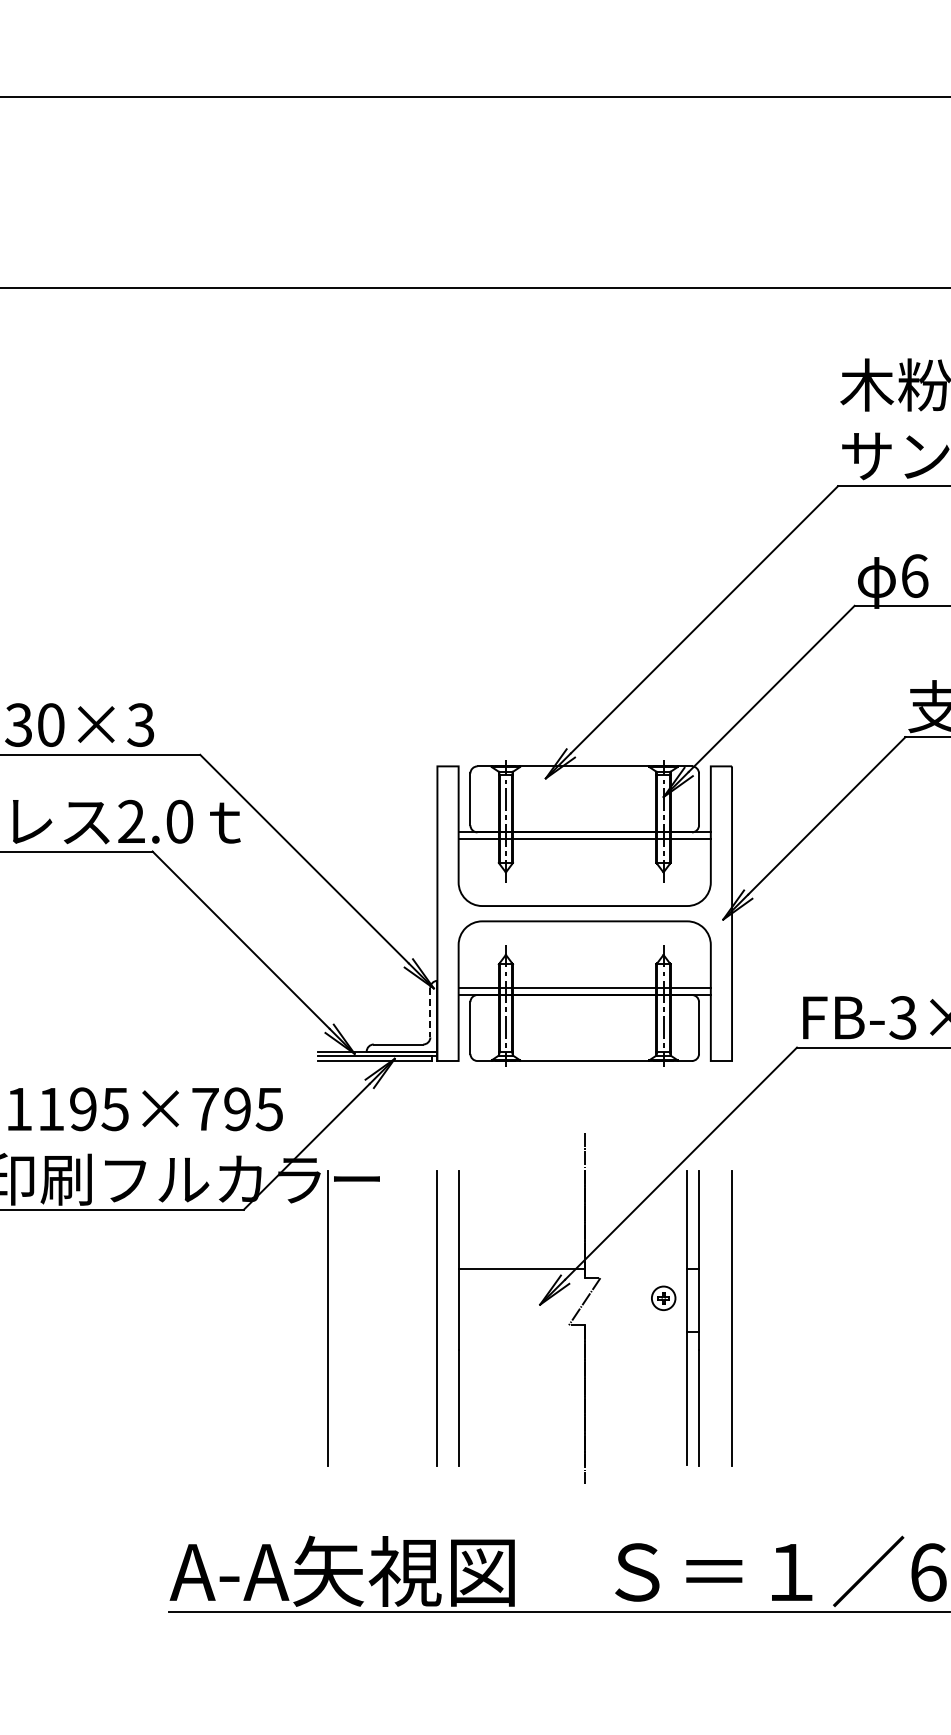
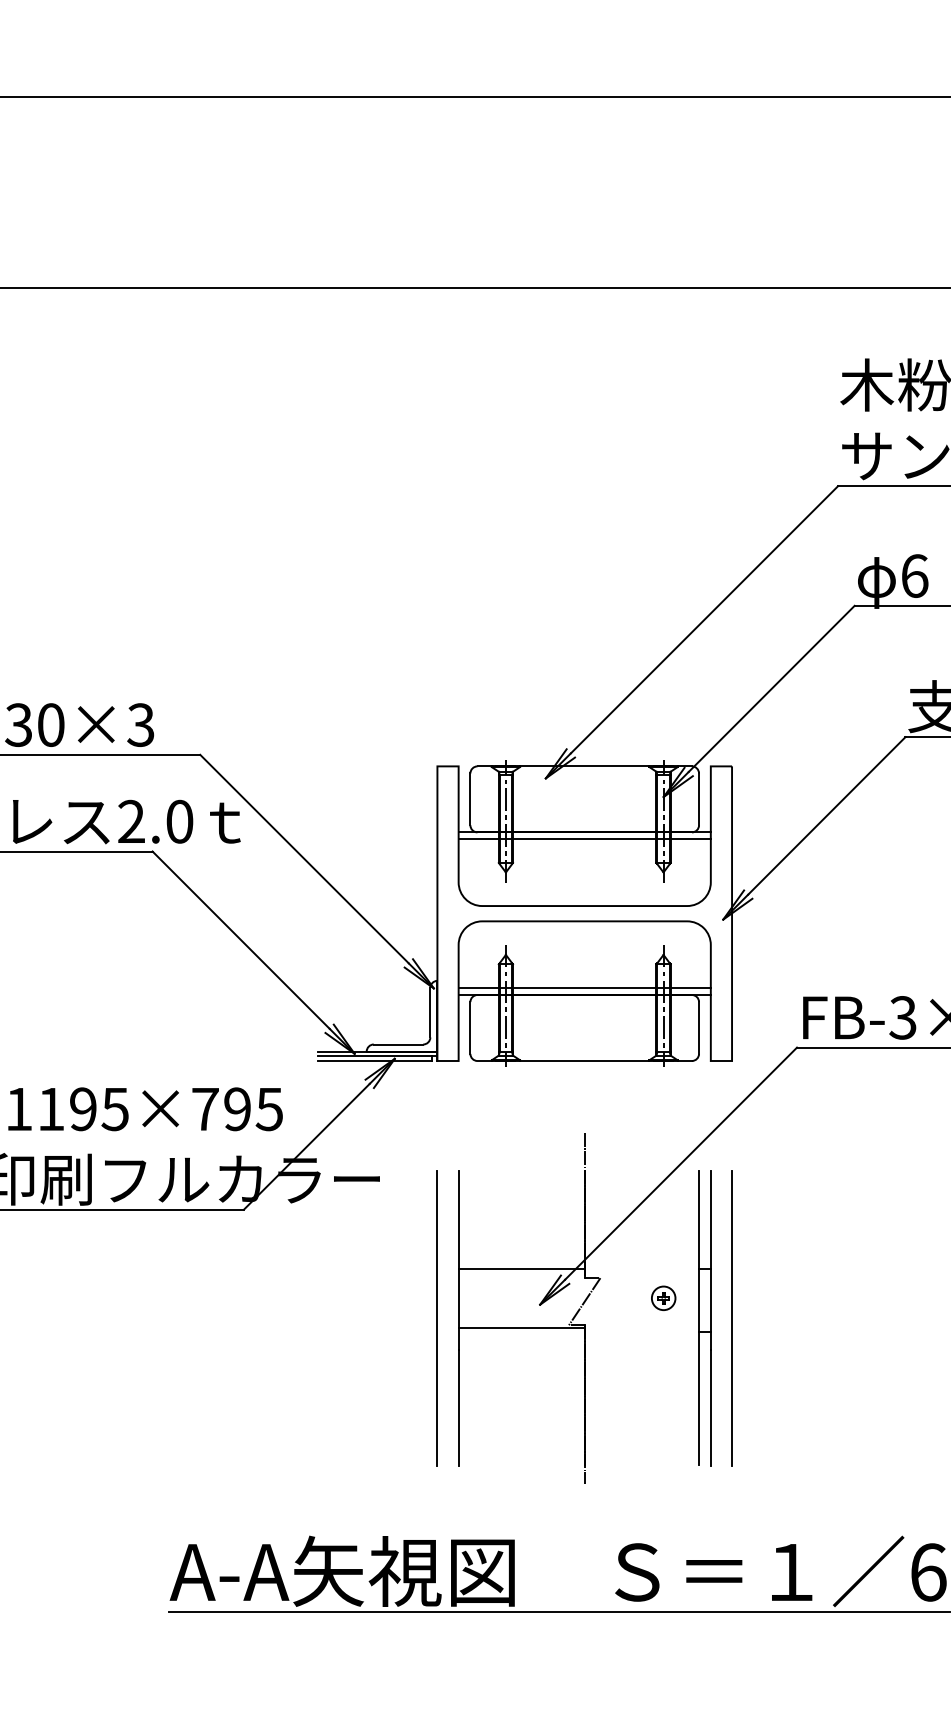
line: dashed -> solid (430, 1012)
line: present -> none (327, 1318)
part position: (692, 1318) -> (704, 1318) (704, 1318)
line: none -> present (521, 1327)
